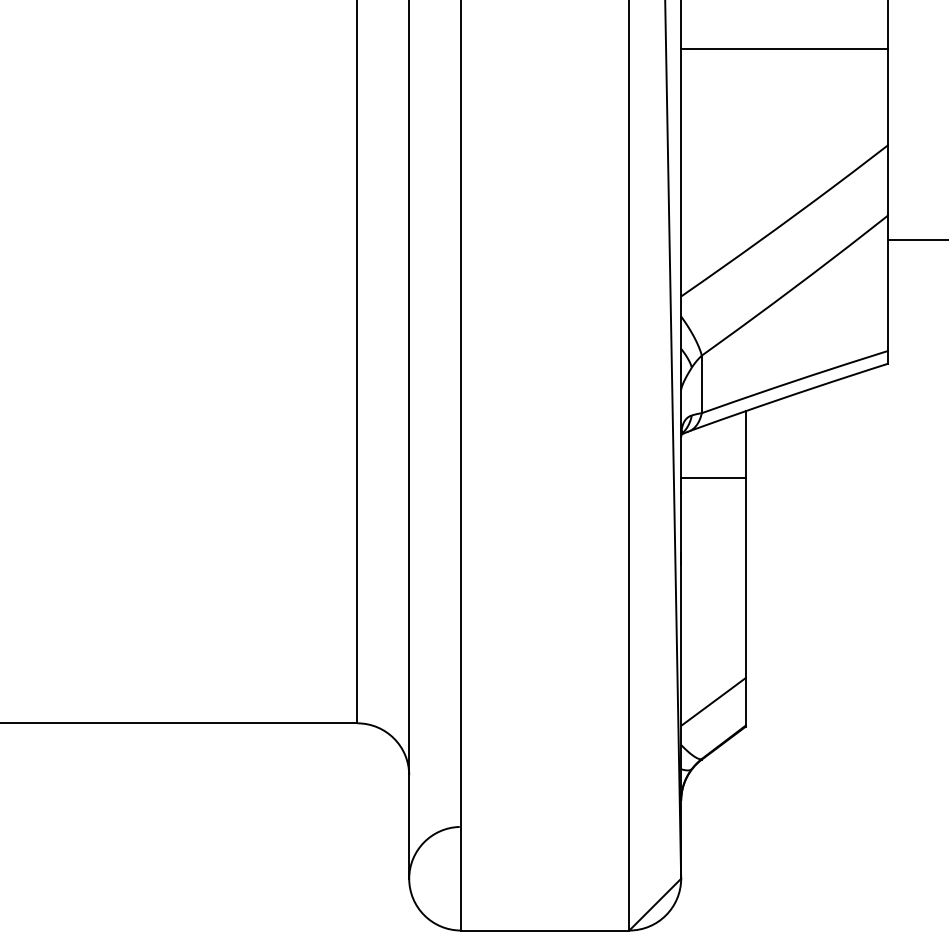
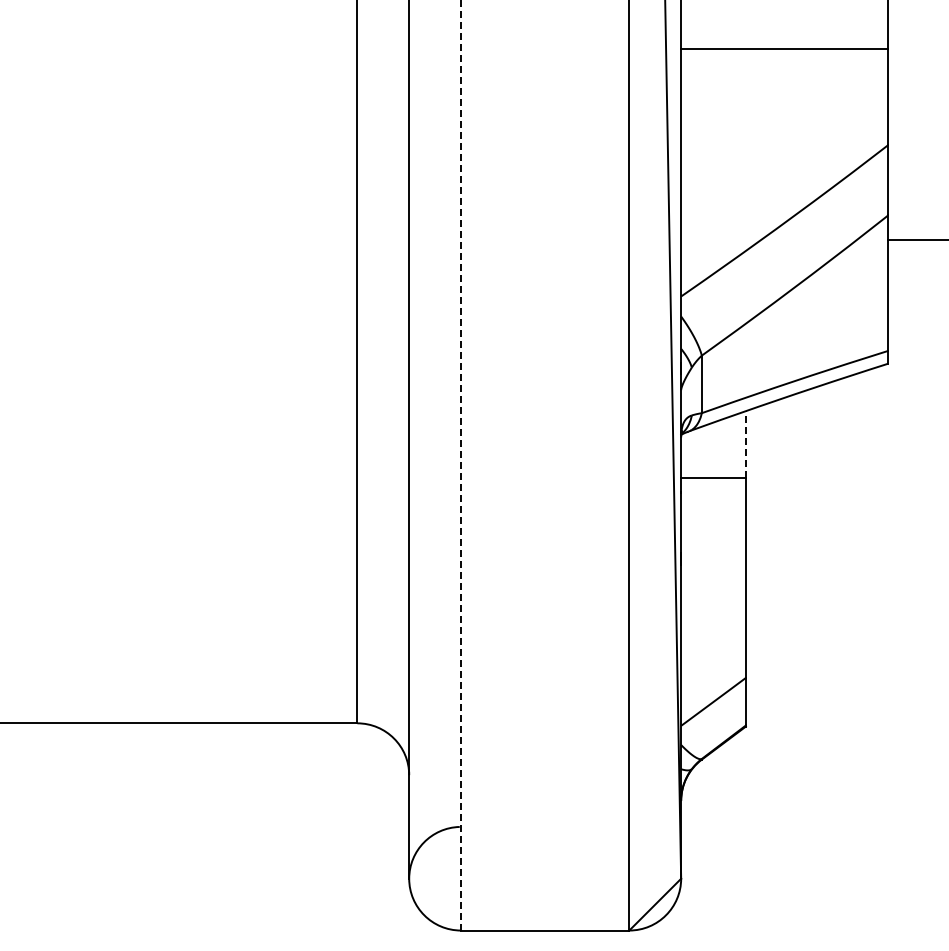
line: solid -> dashed (745, 444)
line: solid -> dashed (461, 465)
